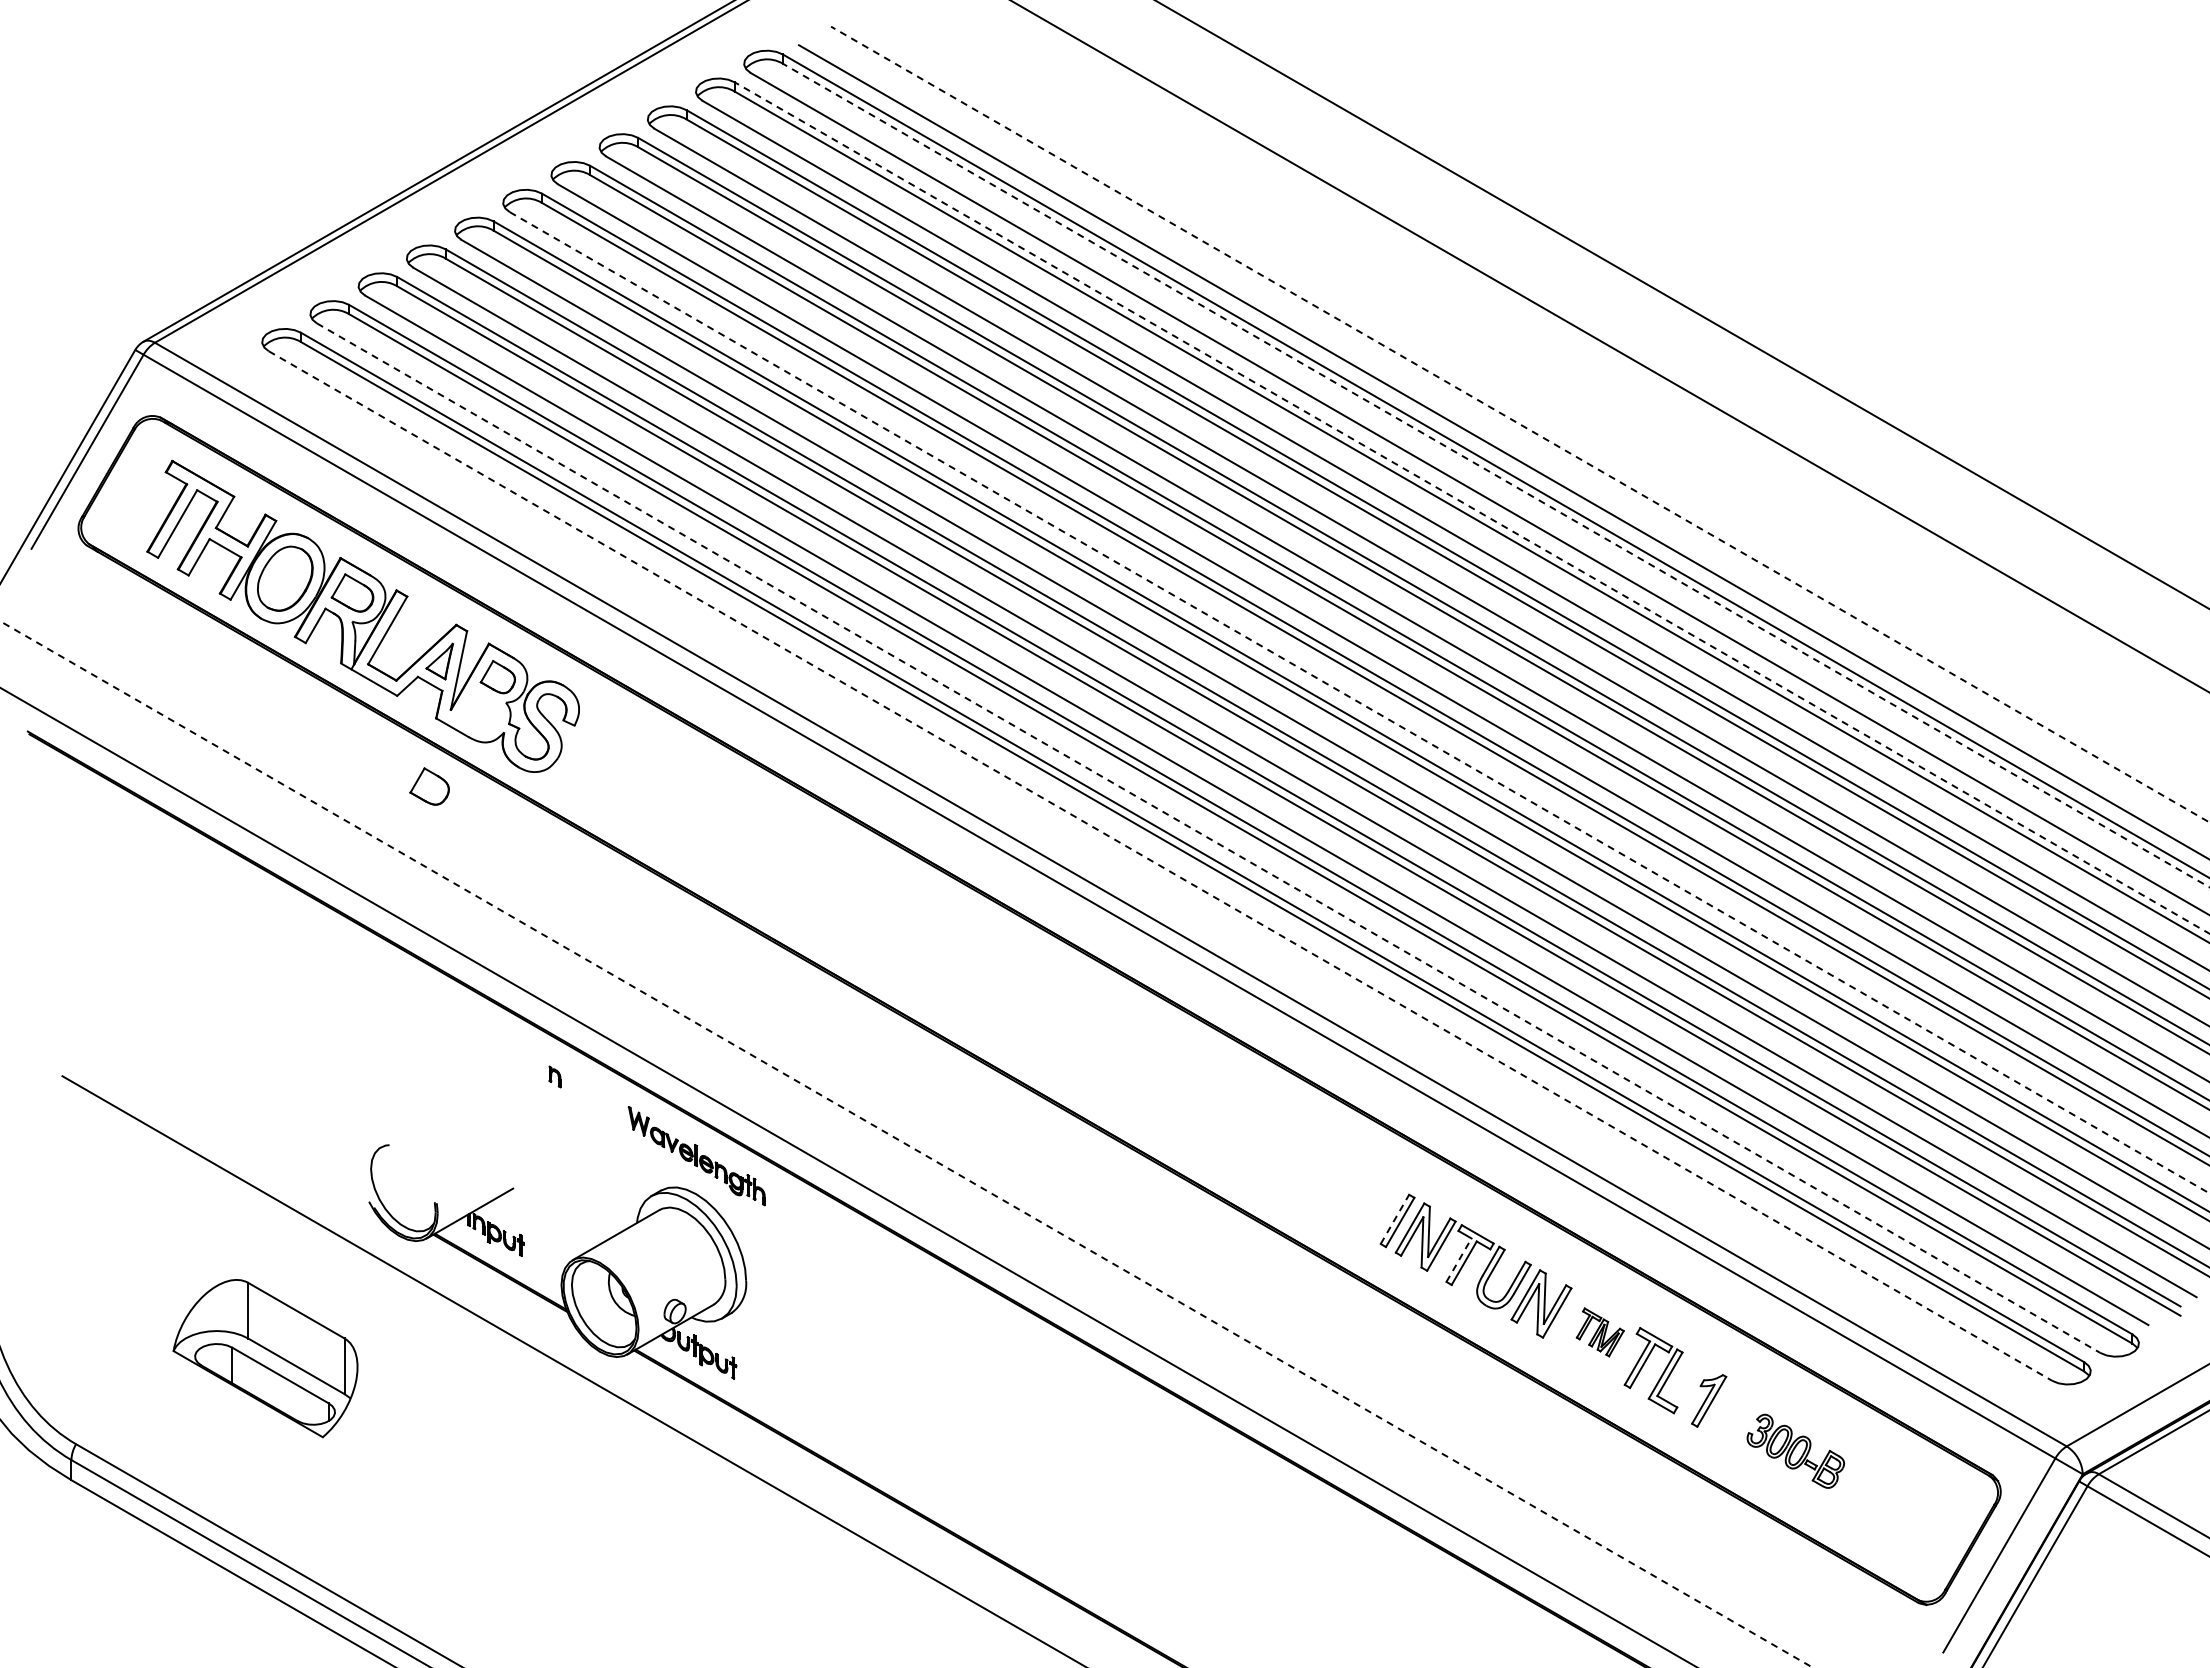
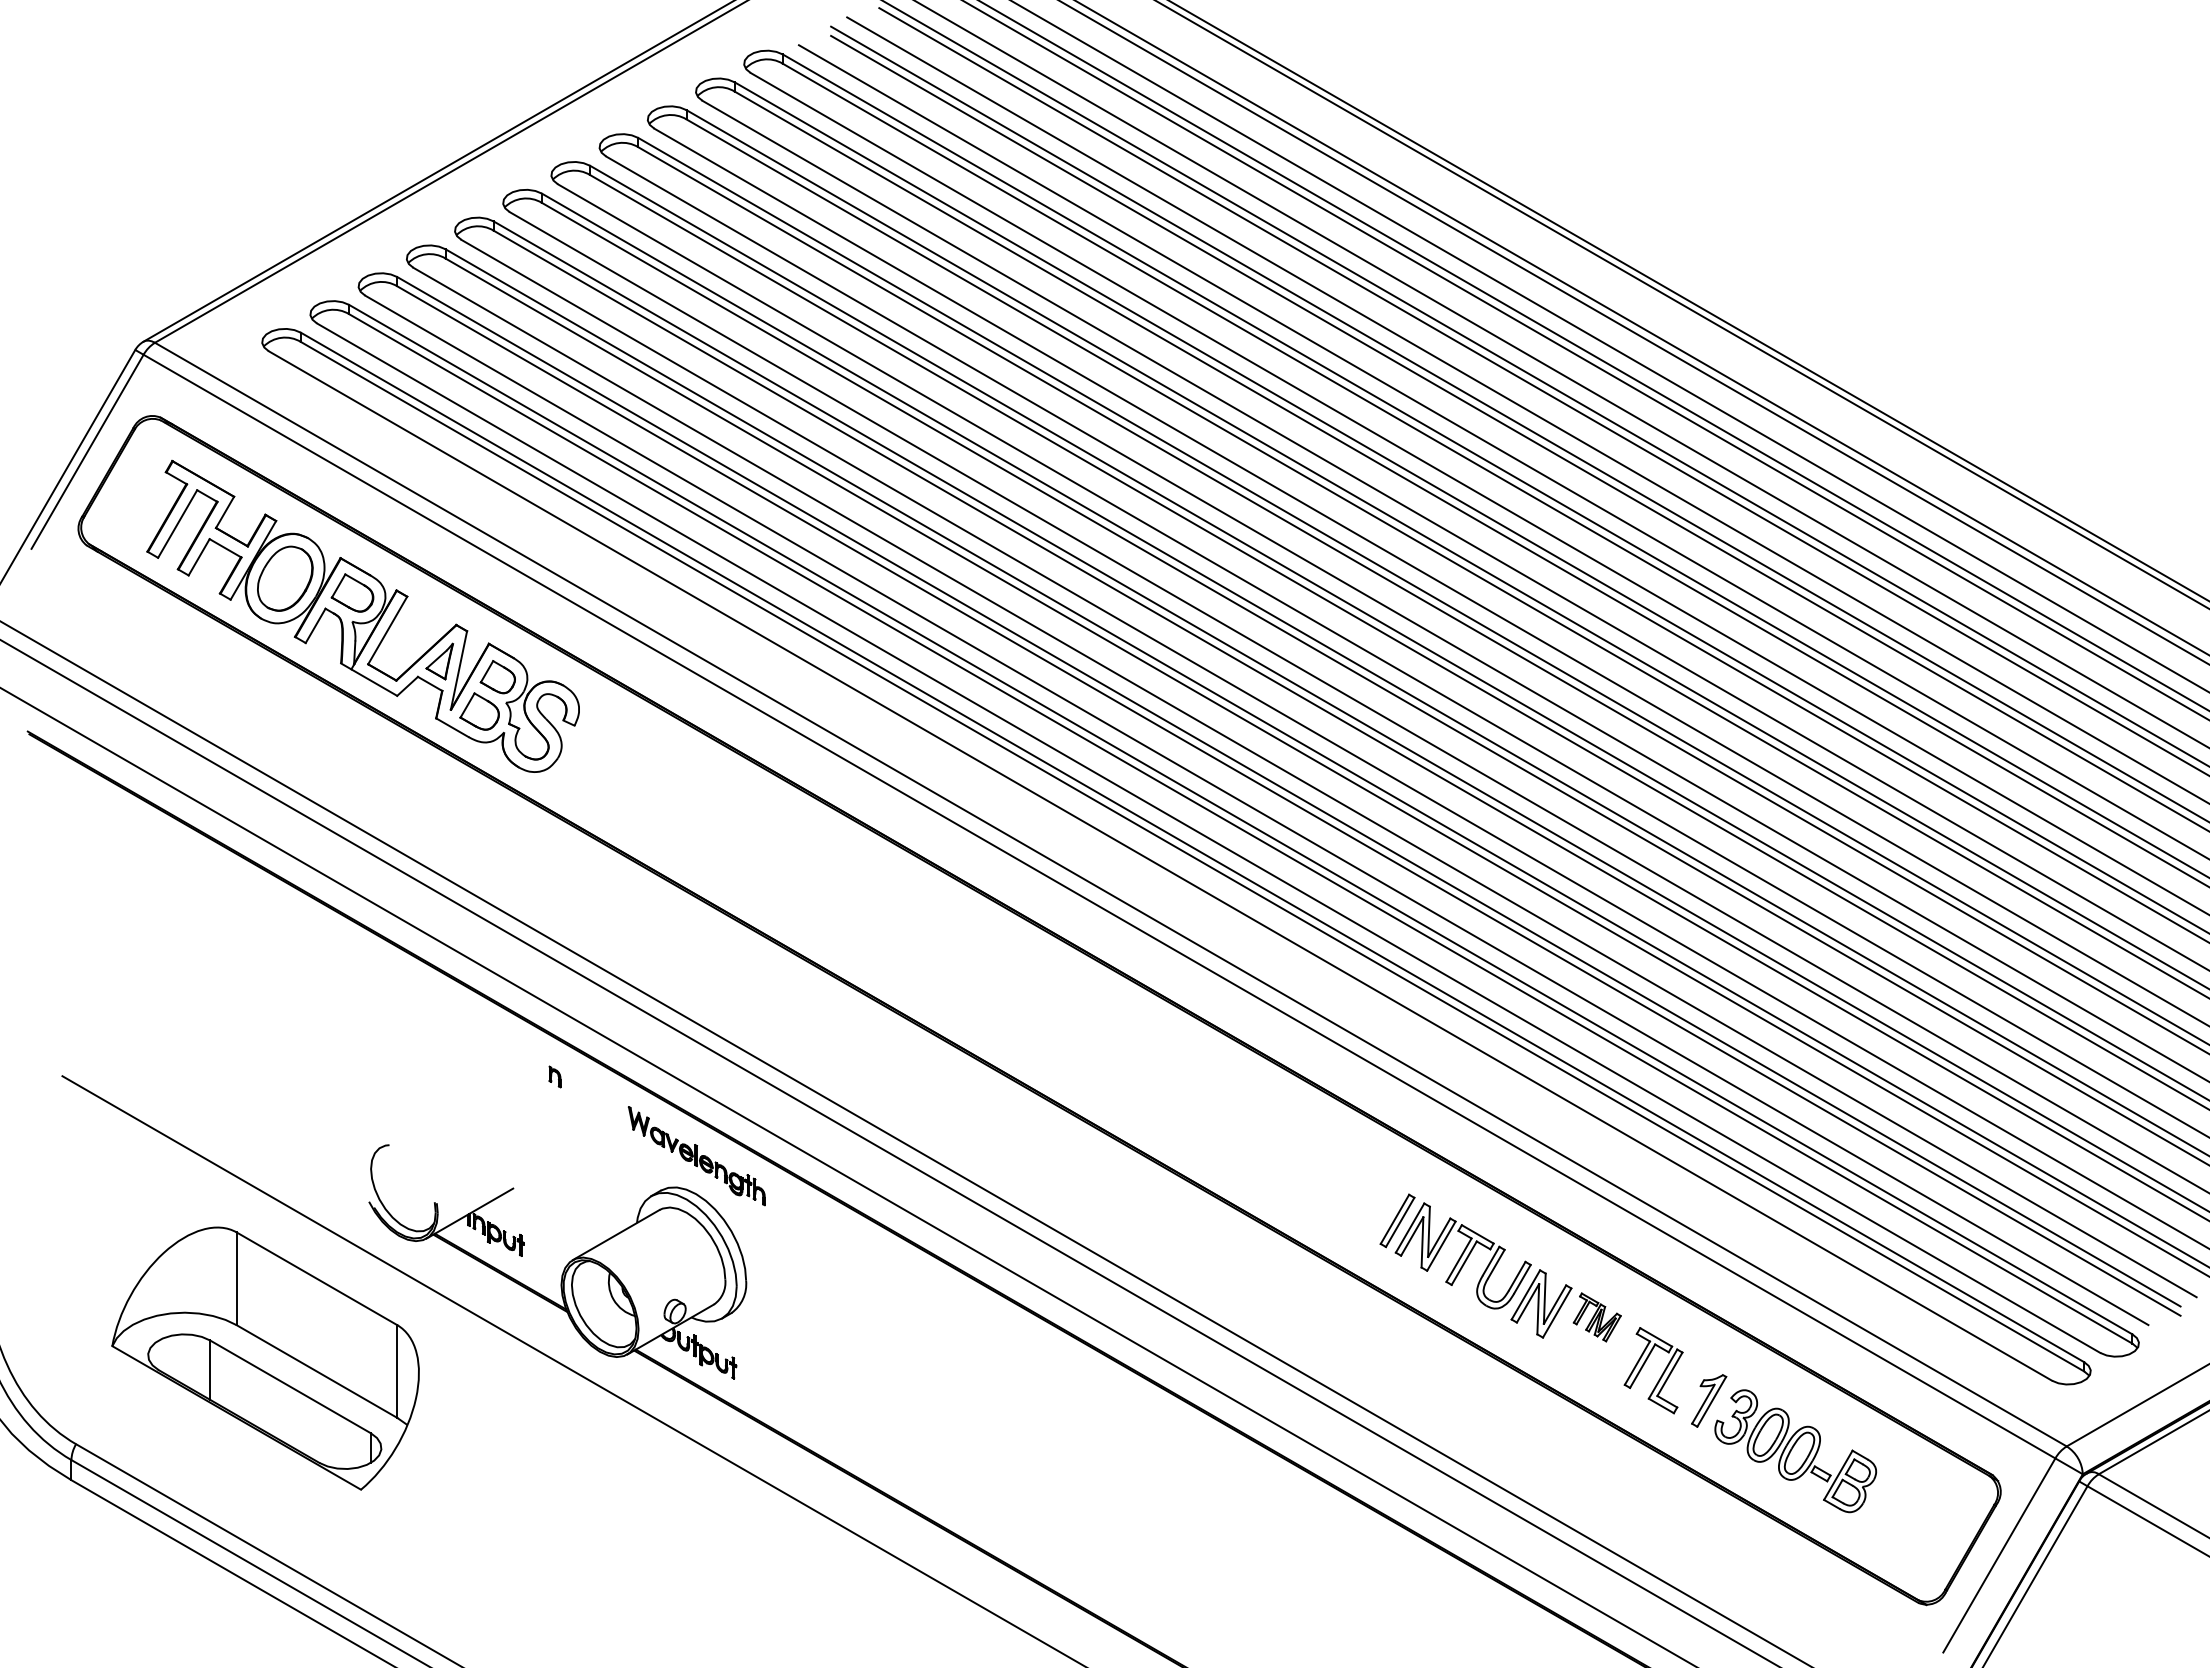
line: none -> present (1688, 300)
line: none -> present (1641, 327)
line: none -> present (1634, 332)
line: none -> present (1593, 355)
line: none -> present (1585, 360)
line: none -> present (1561, 374)
line: none -> present (1545, 383)
line: none -> present (1542, 391)
line: none -> present (1526, 409)
line: dashed -> solid (1520, 424)
line: none -> present (1518, 432)
line: dashed -> solid (1496, 475)
line: dashed -> solid (1472, 508)
line: dashed -> solid (1359, 702)
part position: (429, 786) -> (479, 711) (479, 711)
line: dashed -> solid (1208, 838)
line: dashed -> solid (1160, 865)
line: dashed -> solid (906, 1144)
line: none -> present (888, 1152)
line: dashed -> solid (1395, 1218)
line: dashed -> solid (1459, 1259)
part position: (1599, 1332) -> (1596, 1317) (1596, 1317)
part size: 187x160 px -> 309x265 px (265, 1358)
part size: 100x76 px -> 164x125 px (1795, 1451)
